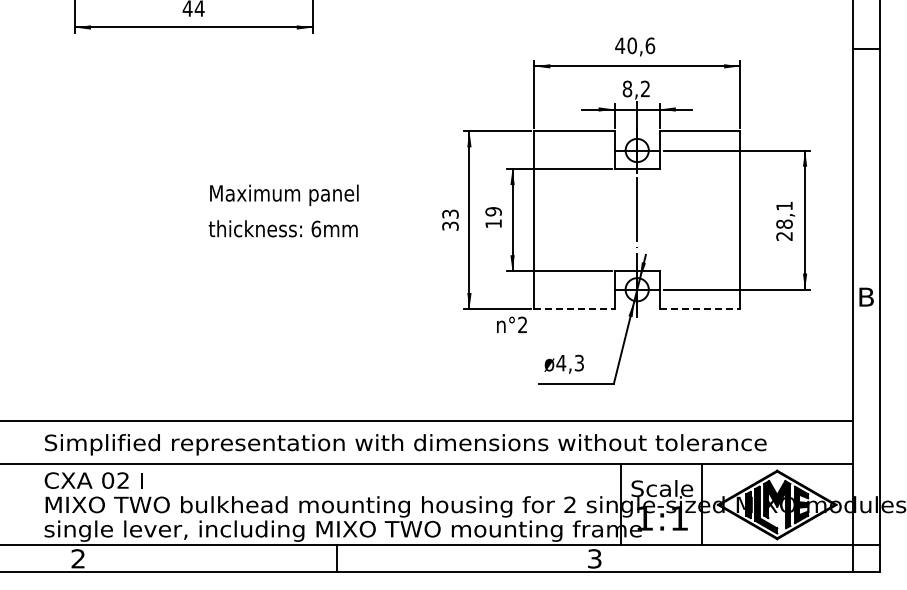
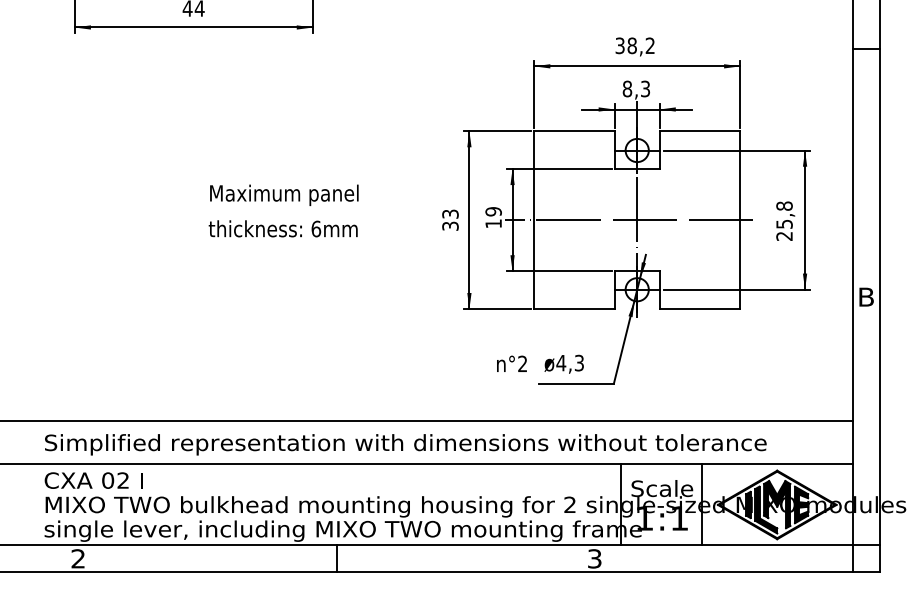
text: 40,6 -> 38,2 (635, 45)
text: 8,2 -> 8,3 (645, 89)
text: 28,1 -> 25,8 (784, 214)
line: none -> present (629, 220)
line: dashed -> solid (574, 309)
line: dashed -> solid (700, 309)
text position: (511, 324) -> (511, 363) (511, 363)
